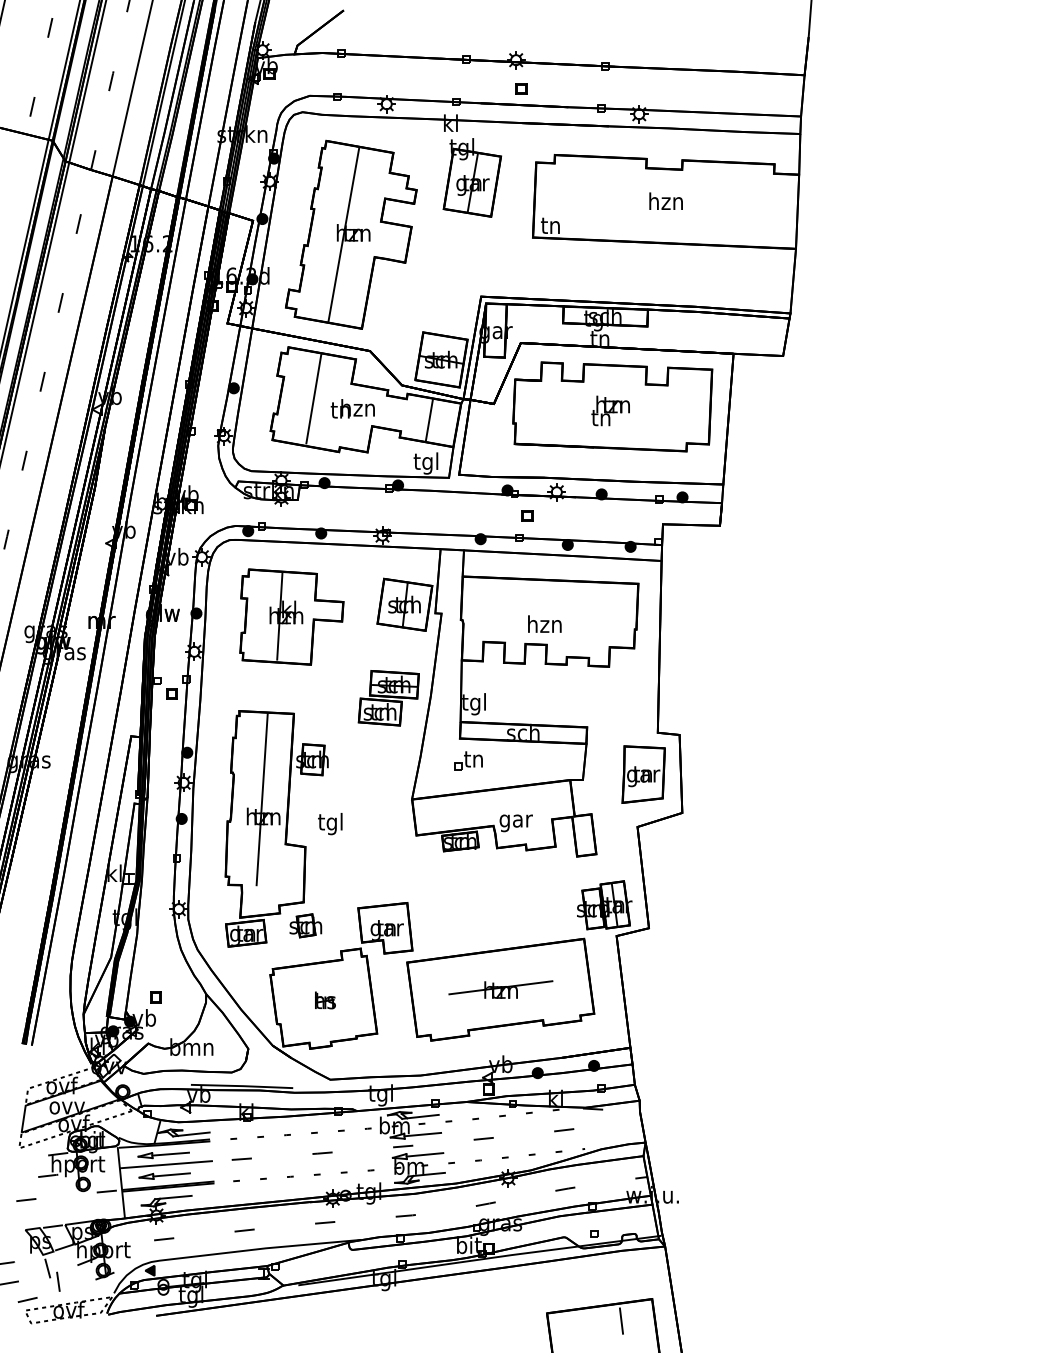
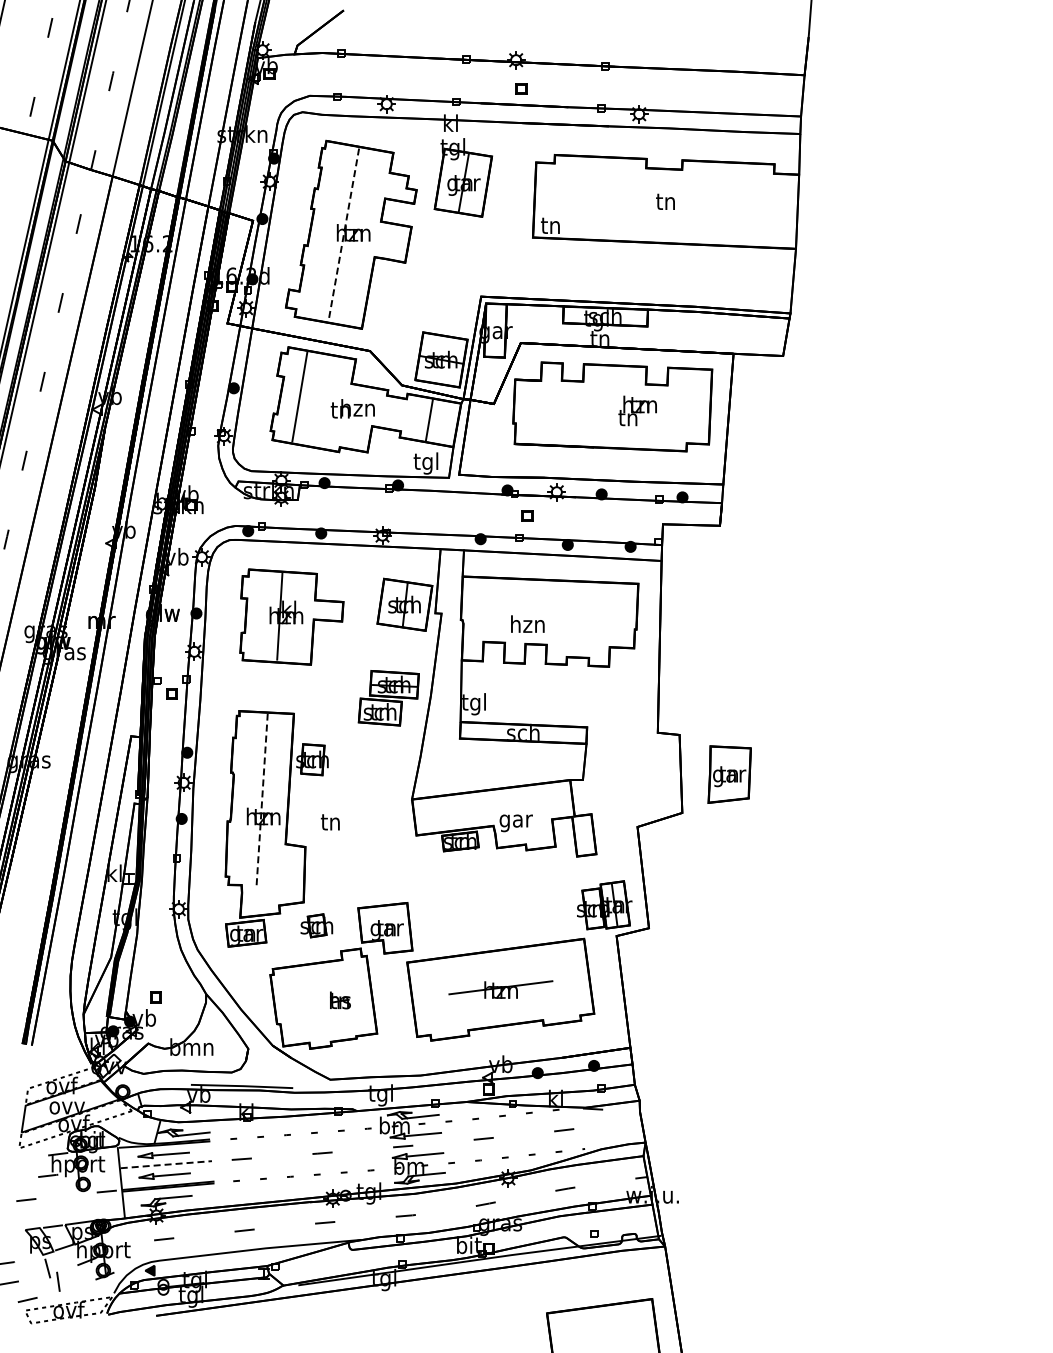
part position: (472, 177) -> (463, 177) (463, 177)
text: hzn -> tn (665, 200)
line: solid -> dashed (343, 234)
line position: (313, 398) -> (299, 396) (299, 396)
text position: (610, 410) -> (637, 410) (637, 410)
text position: (544, 623) -> (527, 623) (527, 623)
part: present -> none (468, 760)
part position: (643, 774) -> (729, 774) (729, 774)
line: solid -> dashed (262, 799)
text: tgl -> tn (330, 823)
part position: (305, 925) -> (316, 925) (316, 925)
part position: (325, 1000) -> (340, 1000) (340, 1000)
line: solid -> dashed (166, 1164)
line: present -> none (621, 1320)
